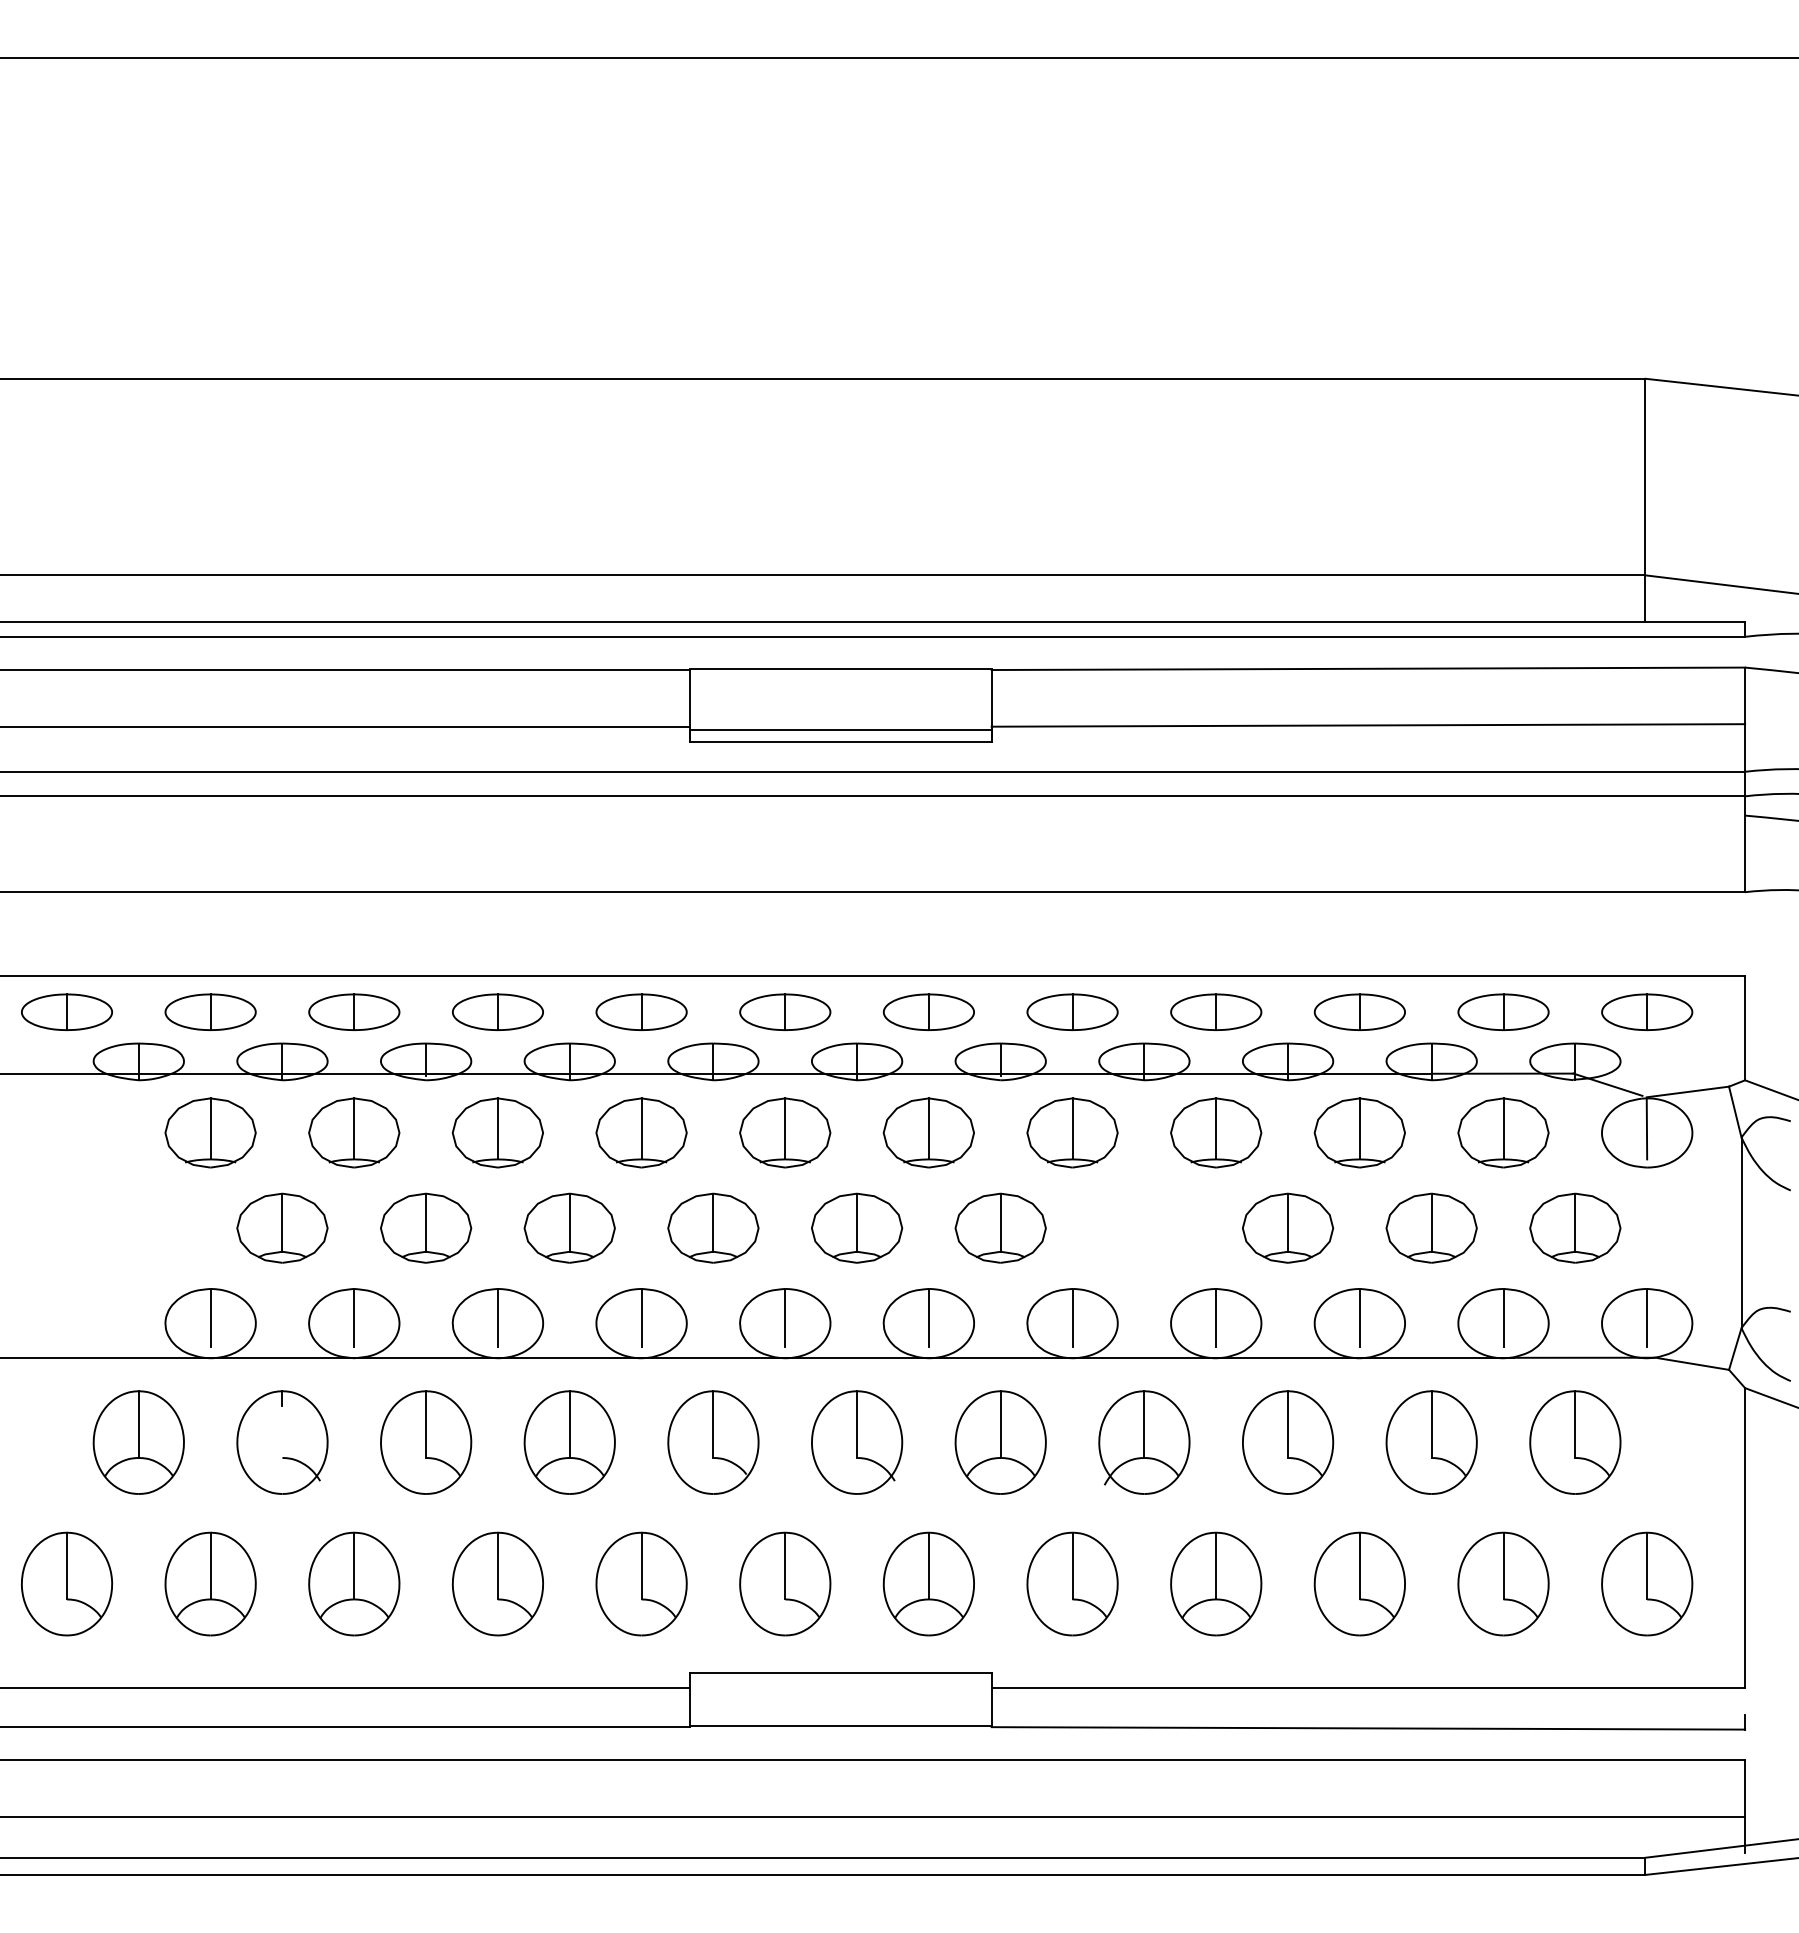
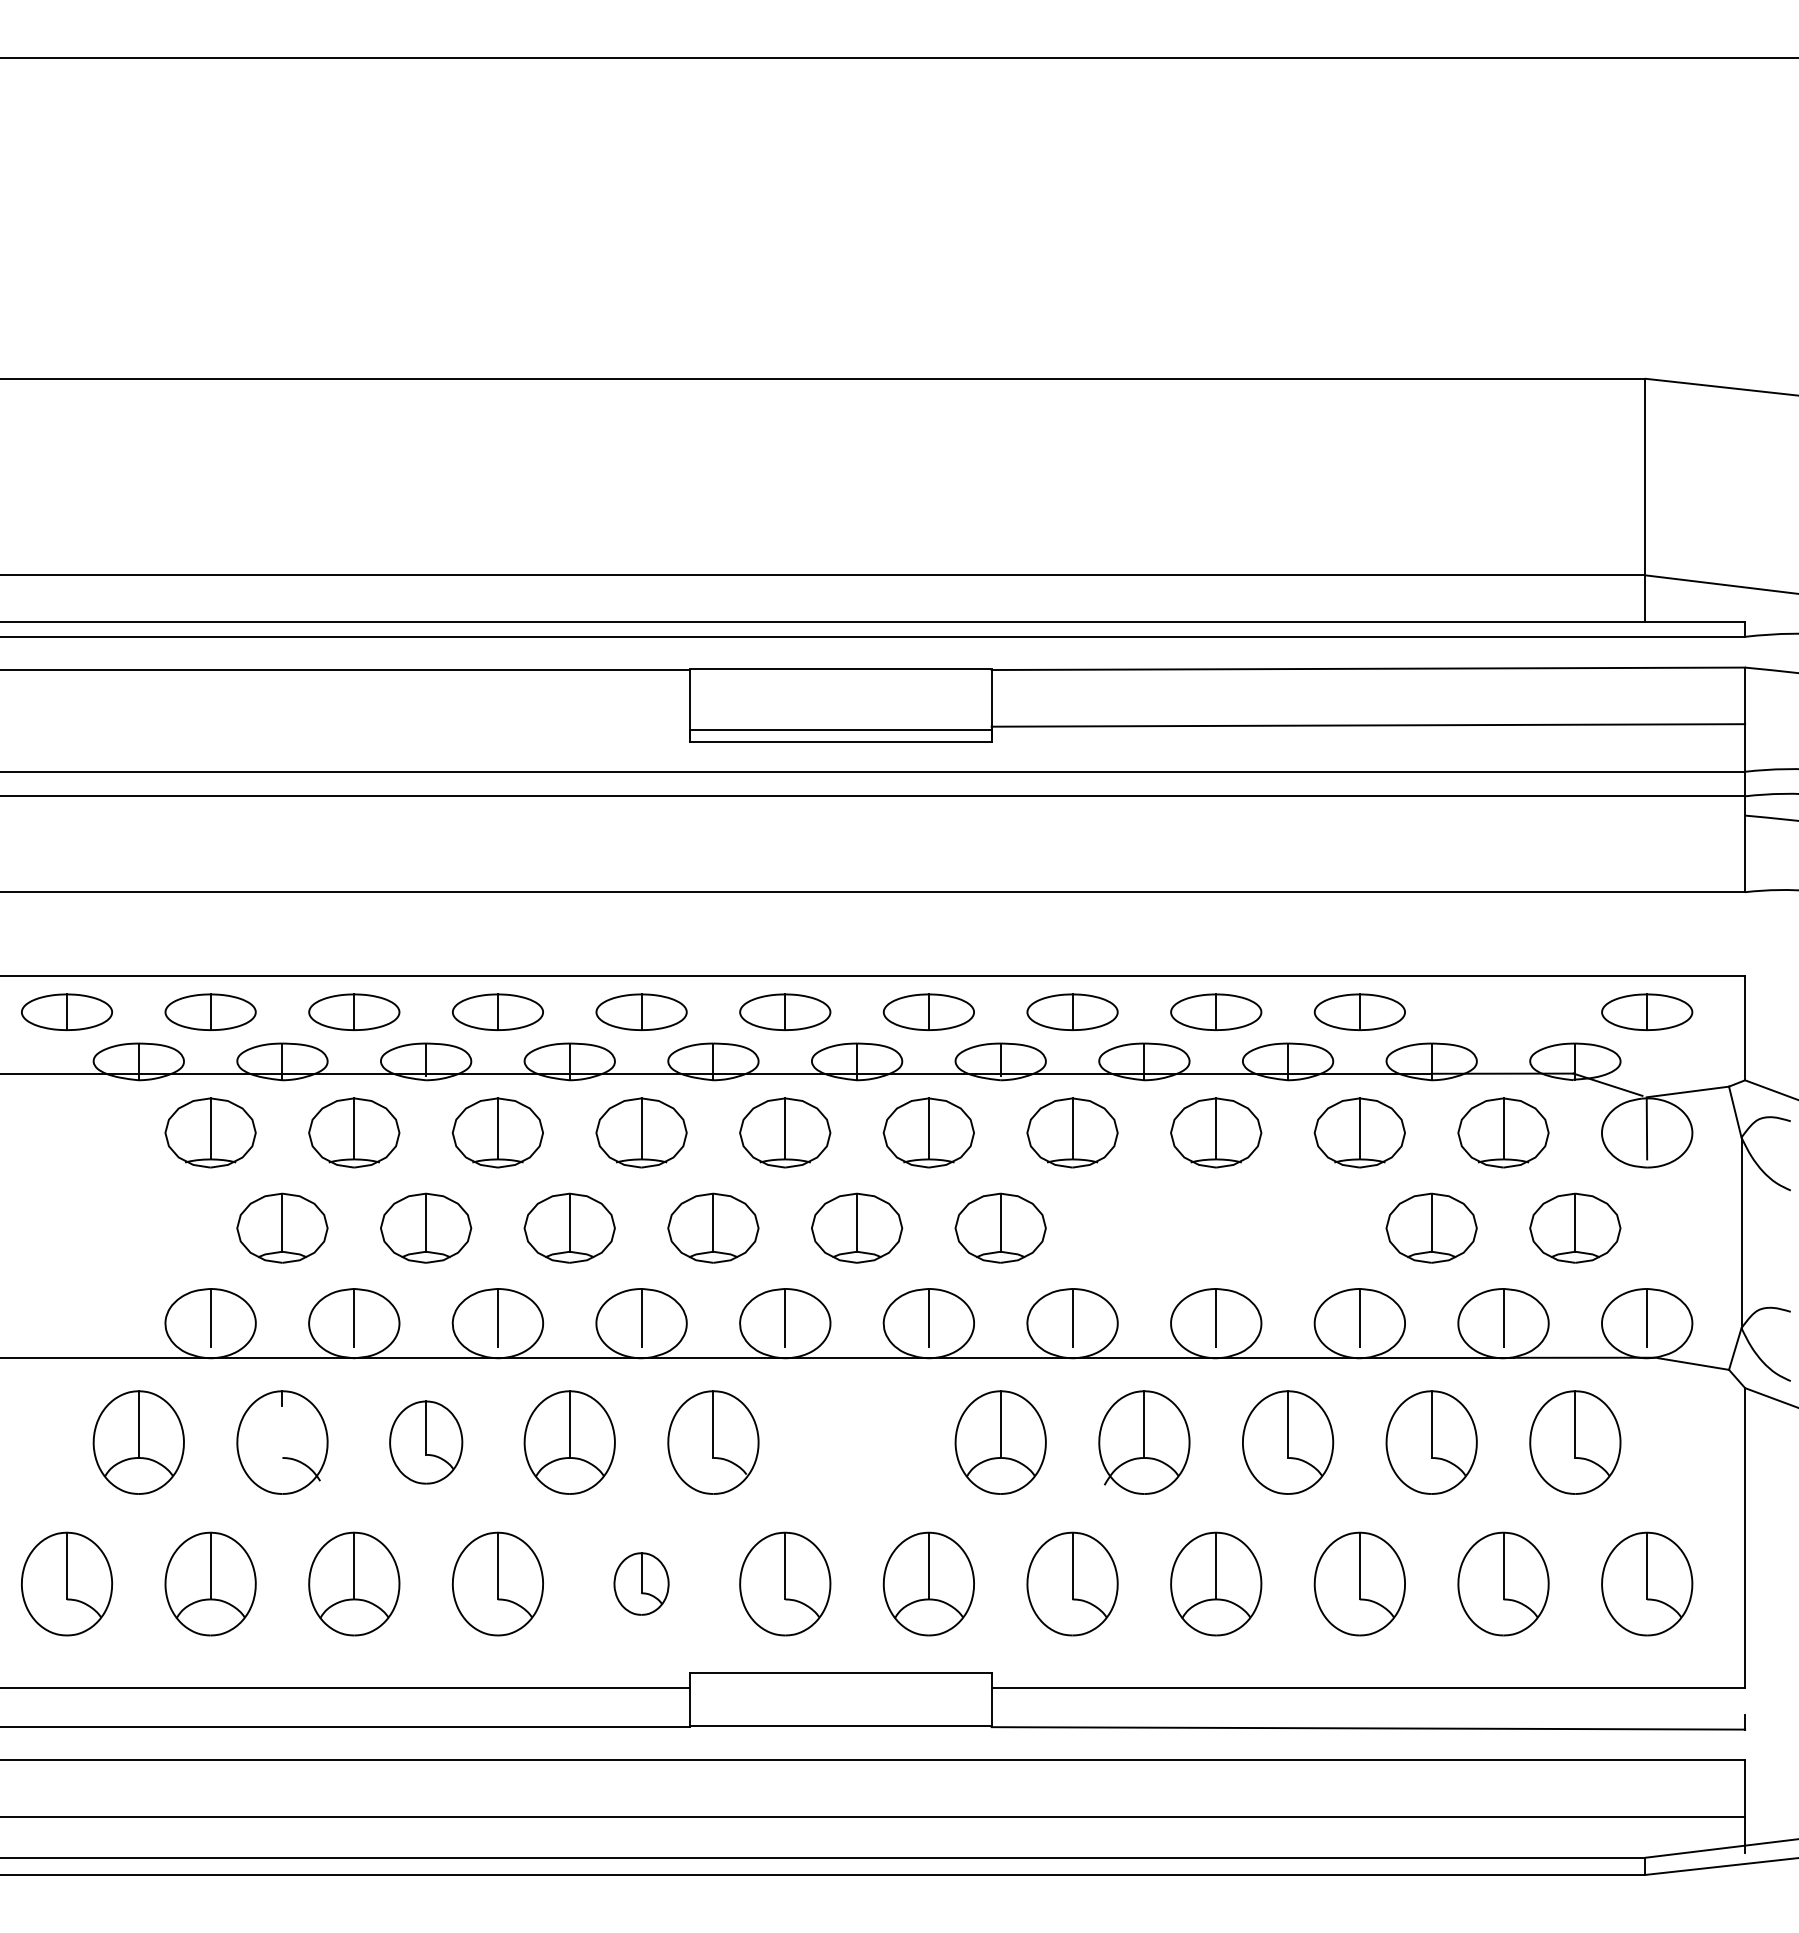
line: present -> none (346, 726)
part: present -> none (1503, 1011)
part: present -> none (1288, 1227)
part size: 93x105 px -> 75x85 px (426, 1442)
part: present -> none (857, 1442)
part size: 93x106 px -> 57x64 px (641, 1583)
